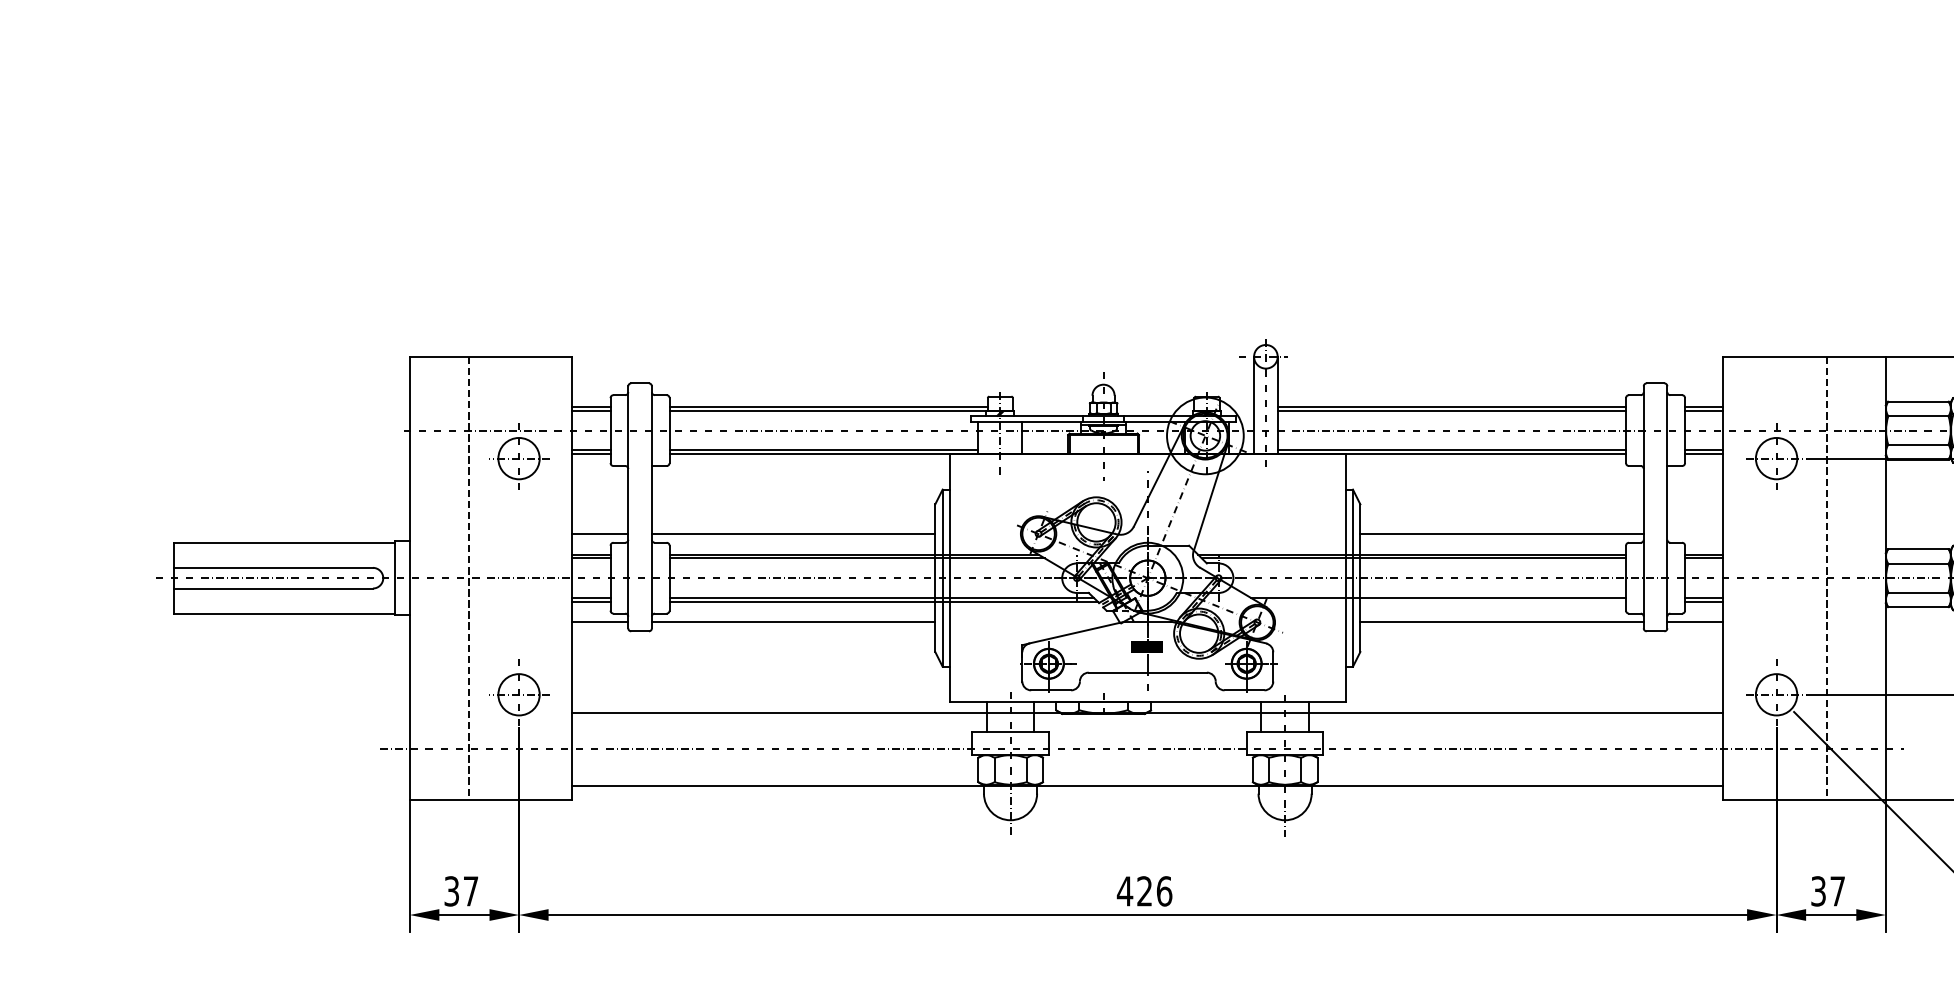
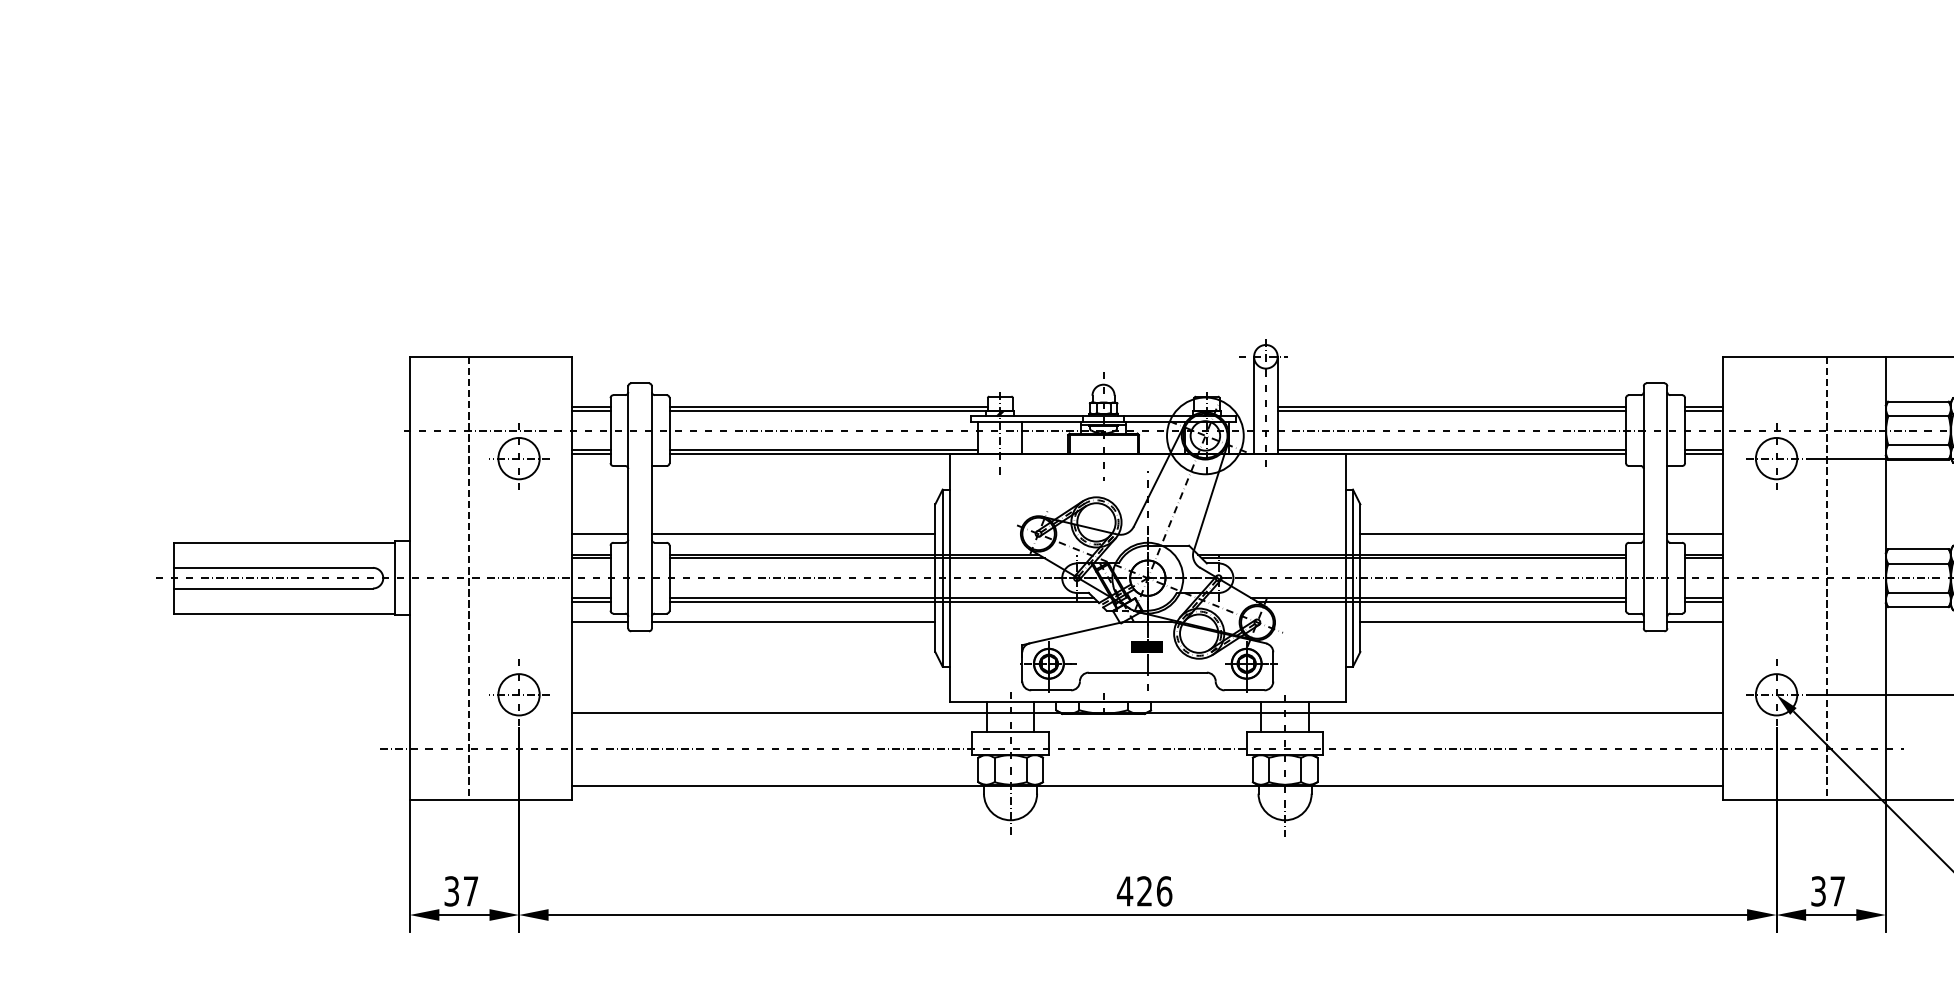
line: none -> present (1695, 533)
line: none -> present (1441, 601)
fill: none -> present (1786, 704)
